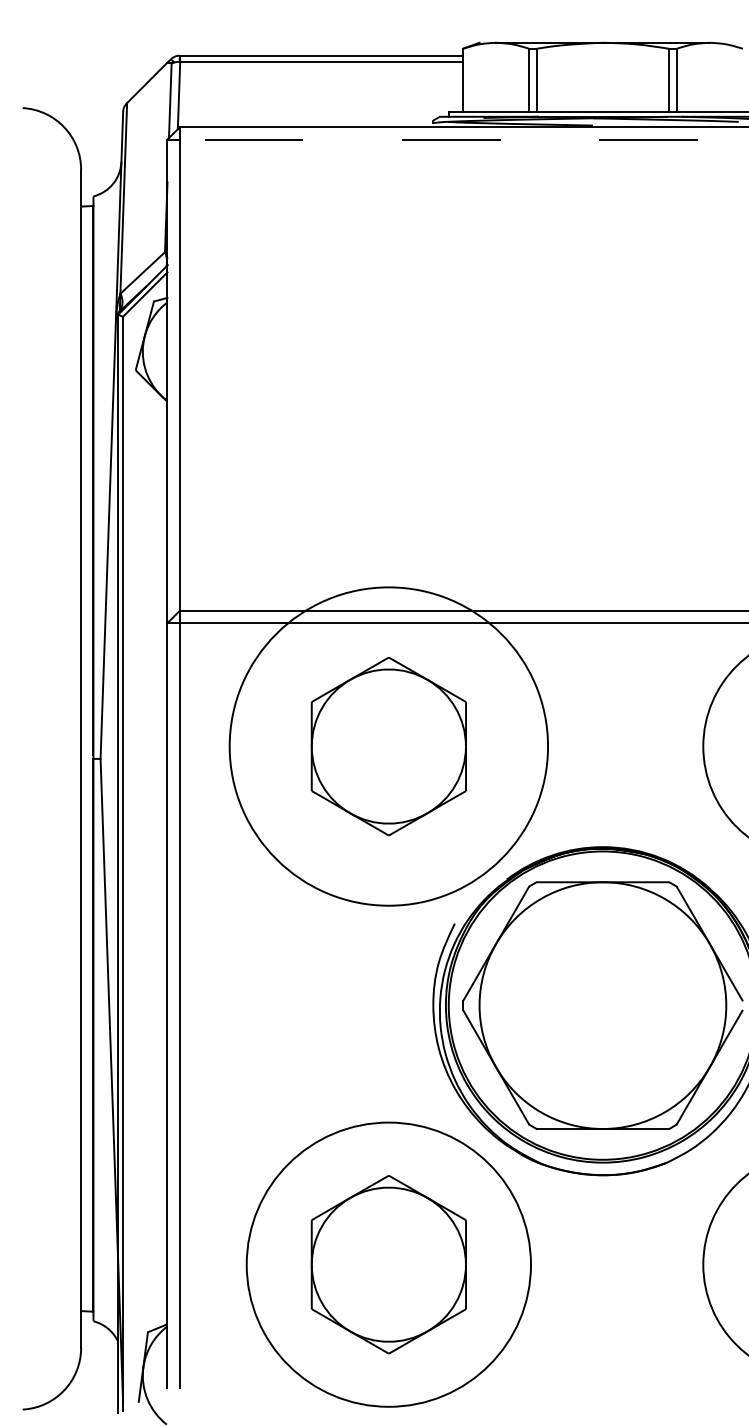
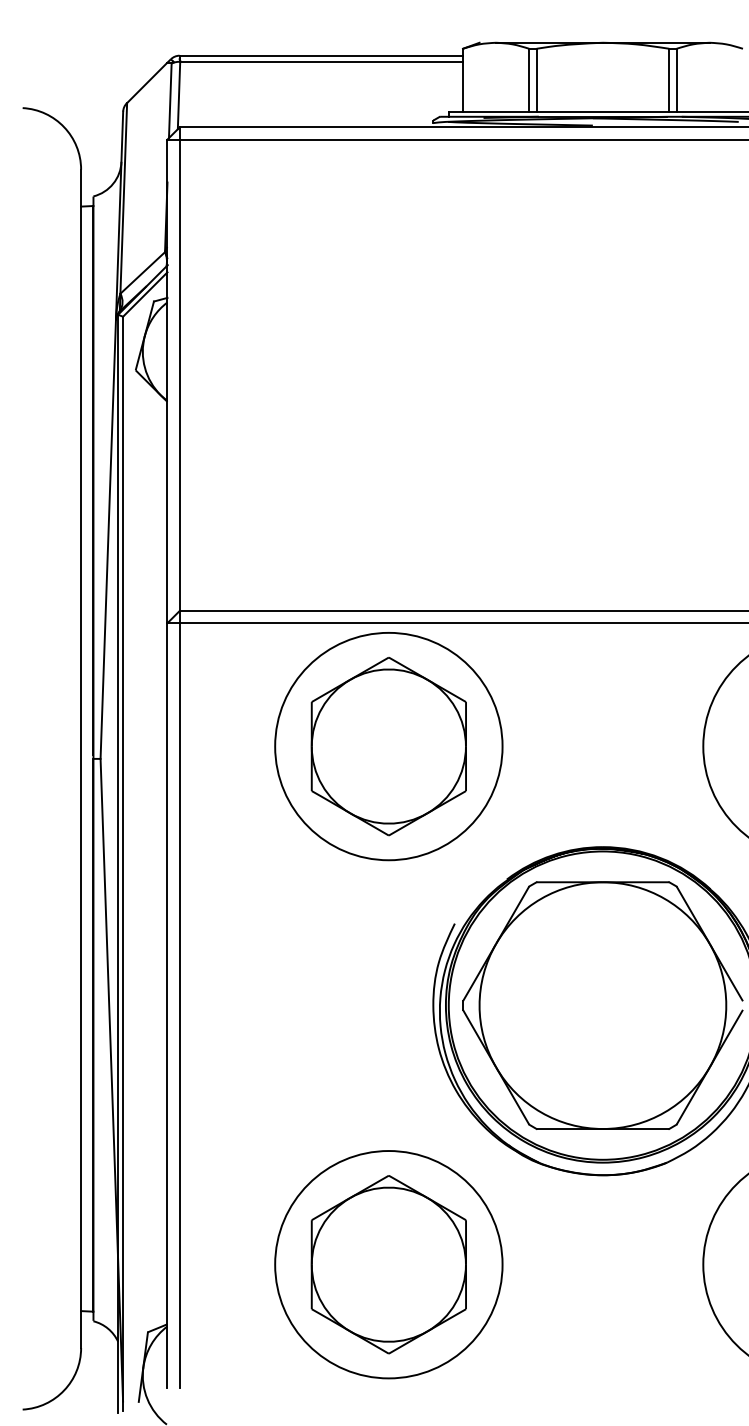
line: dashed -> solid (463, 139)
circle diameter: 318 px -> 227 px (388, 746)
circle diameter: 284 px -> 227 px (388, 1264)
